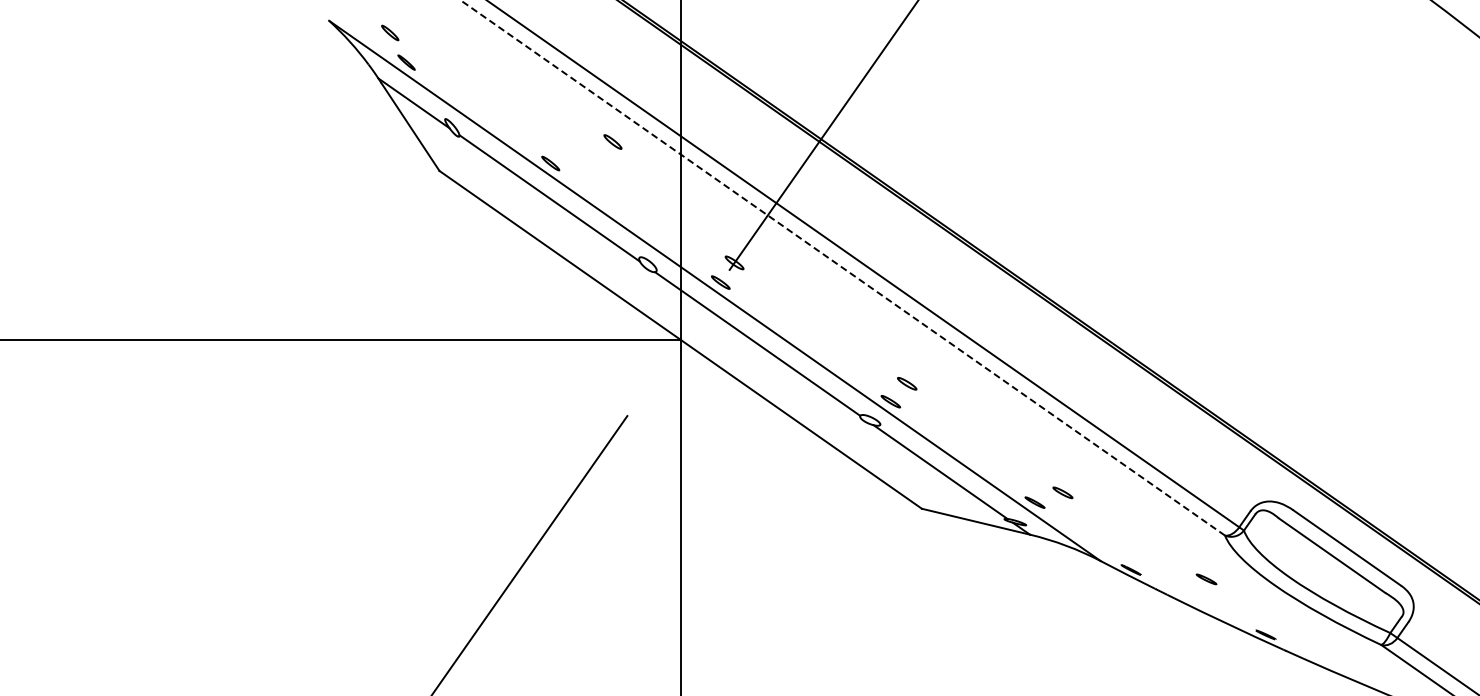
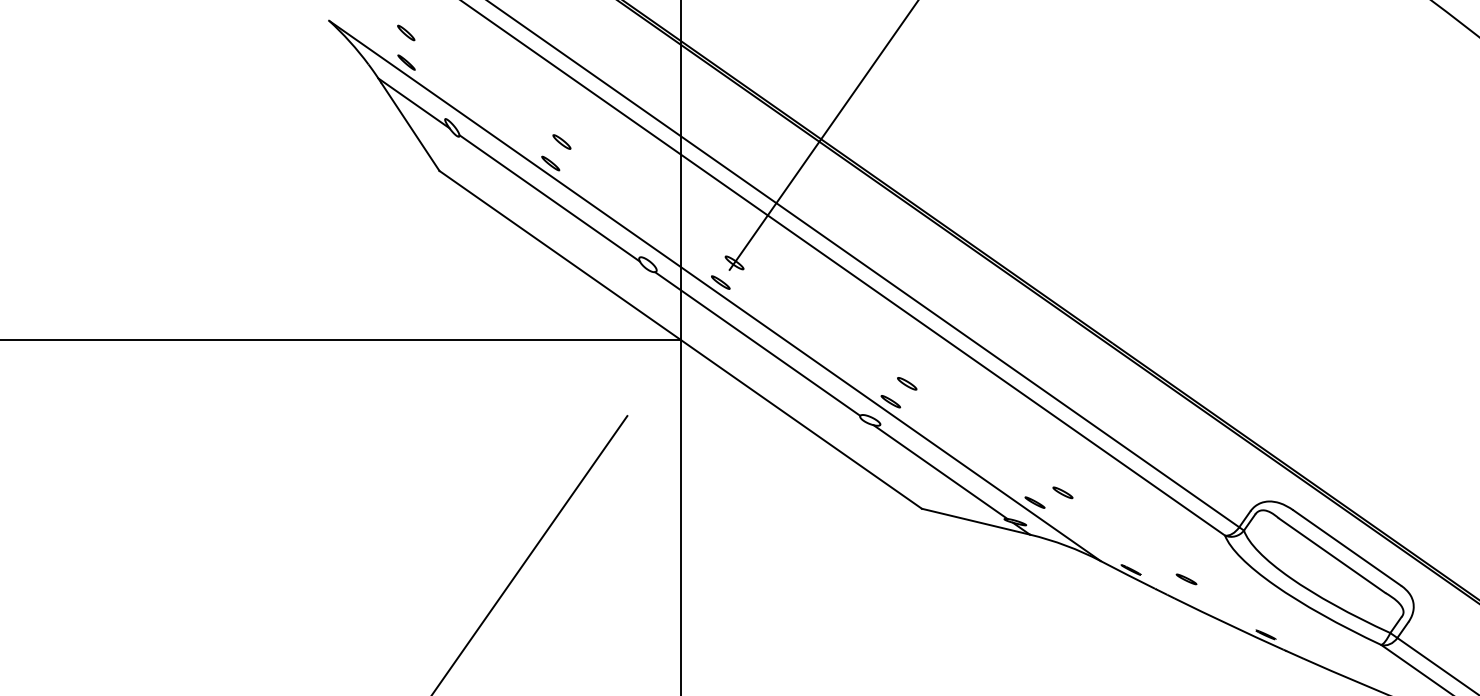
part position: (390, 32) -> (406, 32) (406, 32)
part position: (612, 141) -> (561, 141) (561, 141)
line: dashed -> solid (842, 267)
line position: (1206, 579) -> (1186, 579) (1186, 579)
